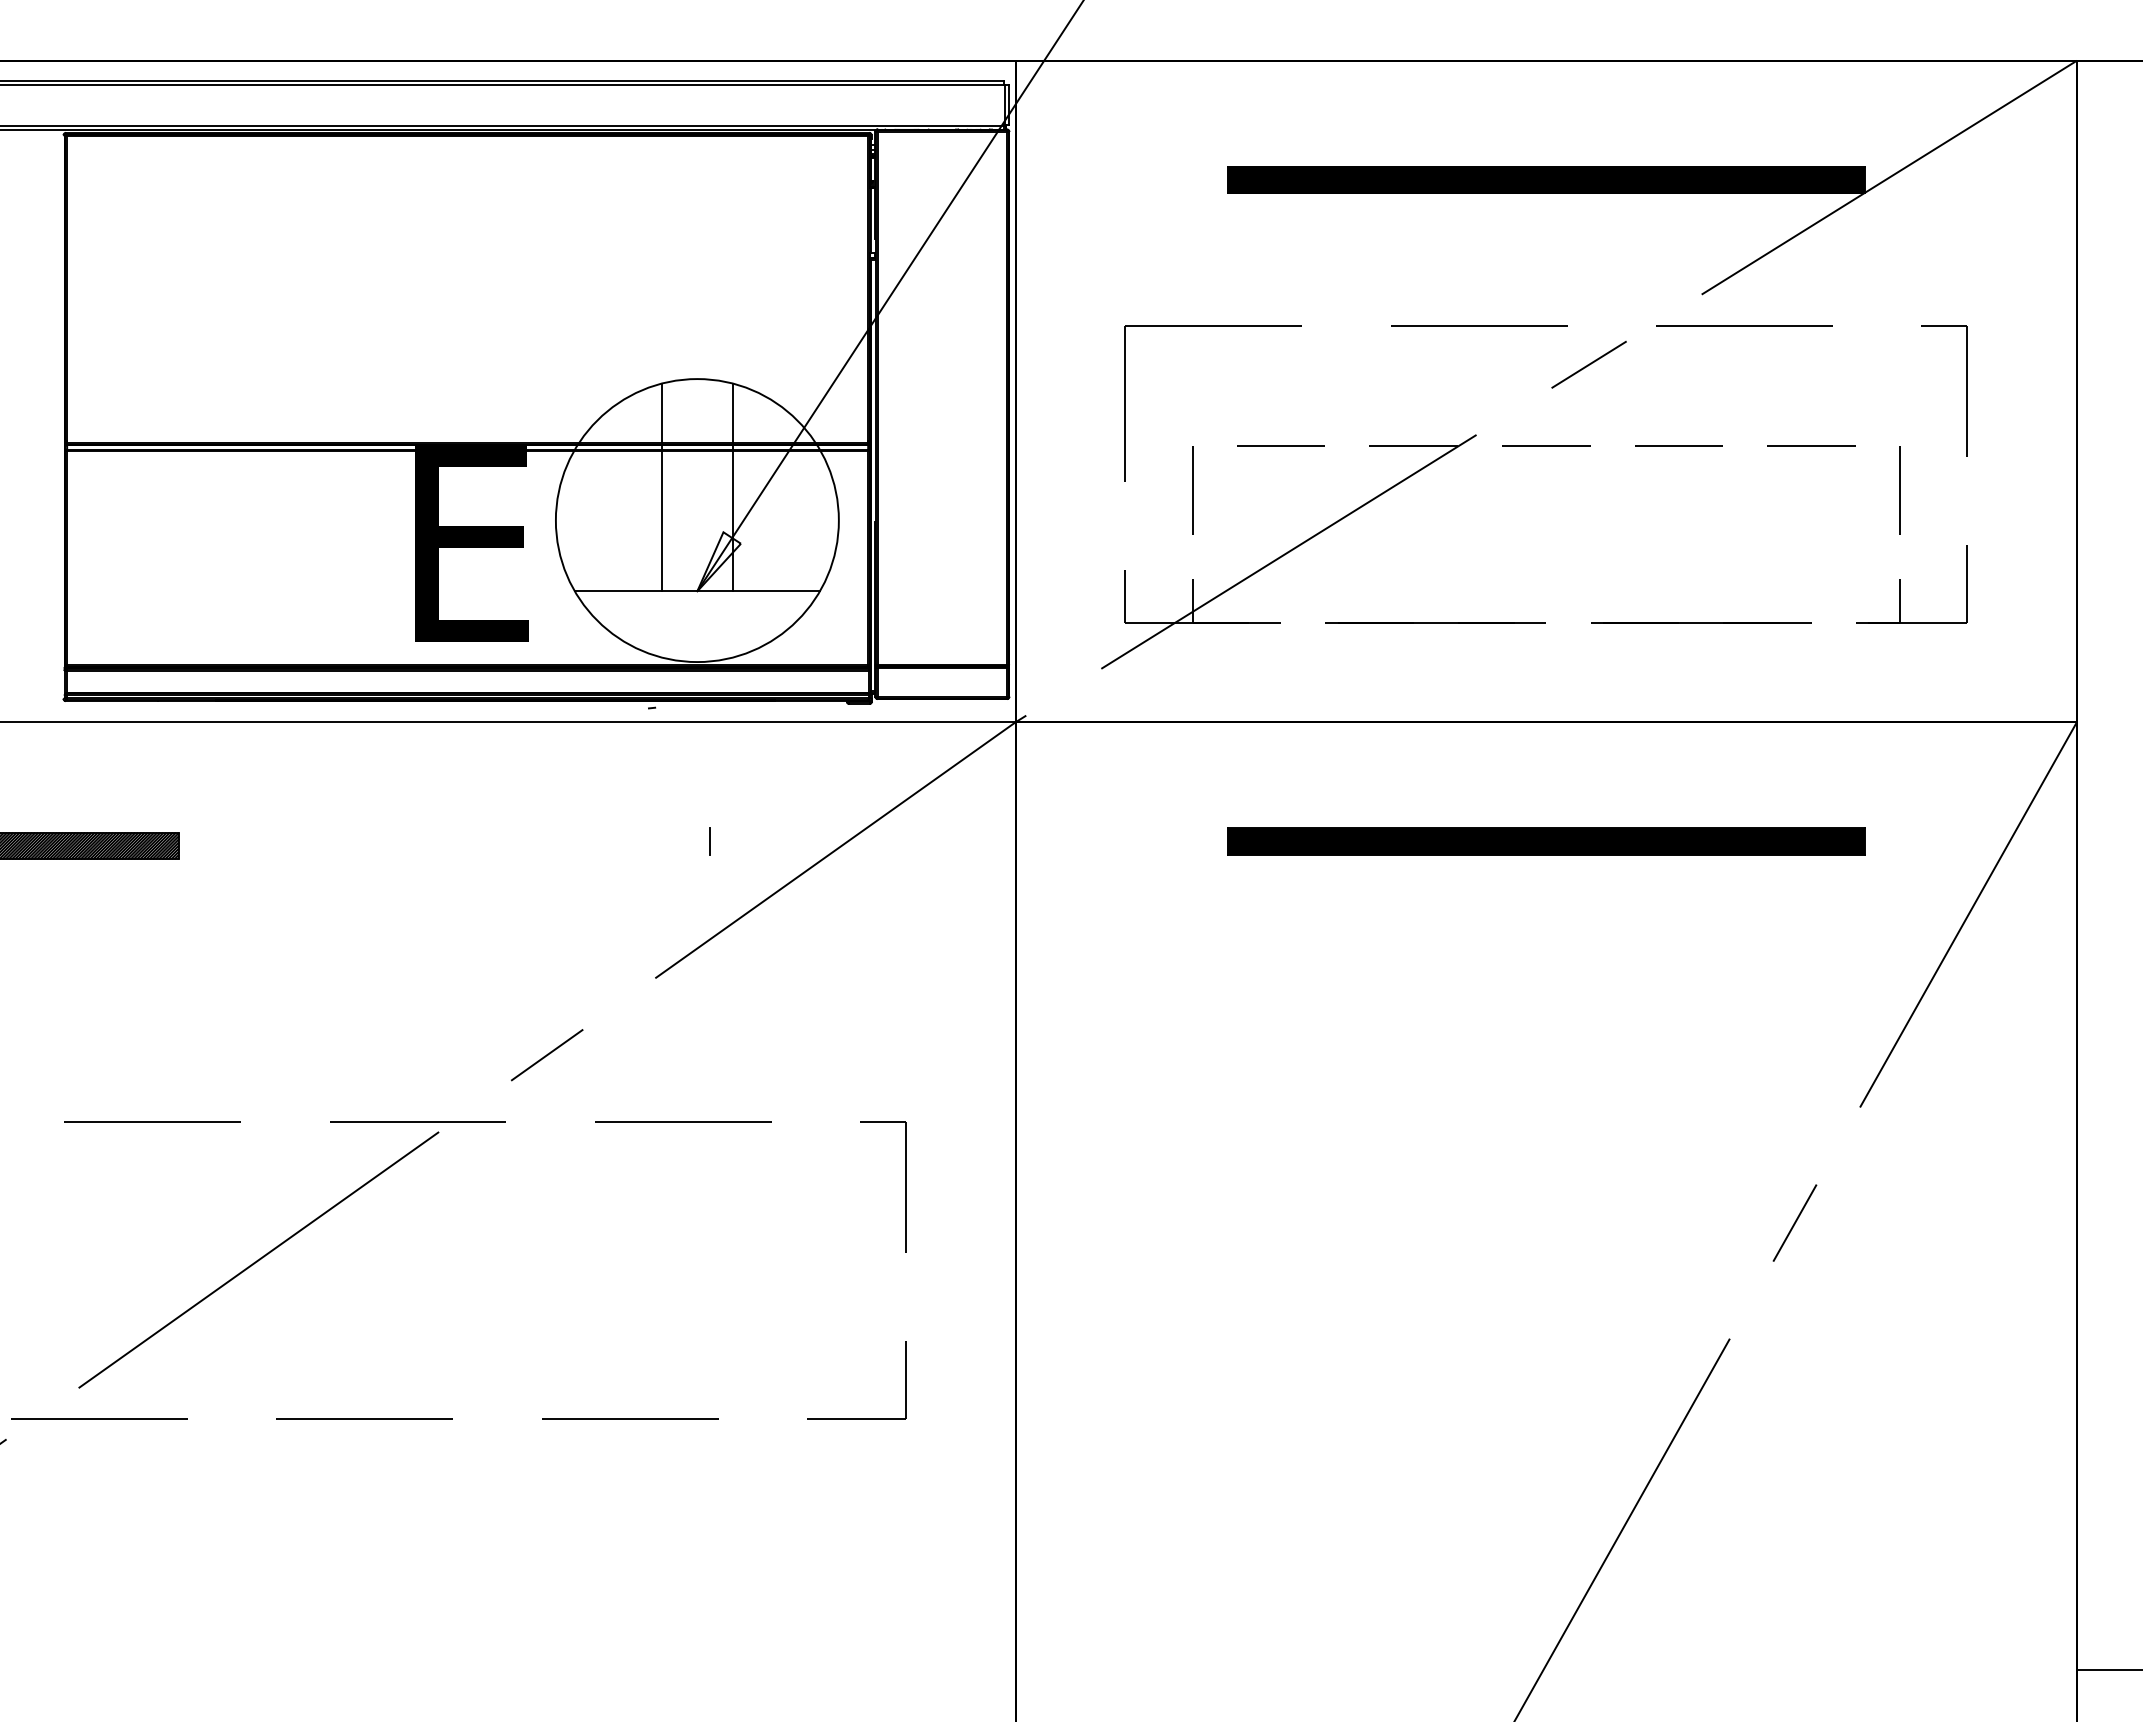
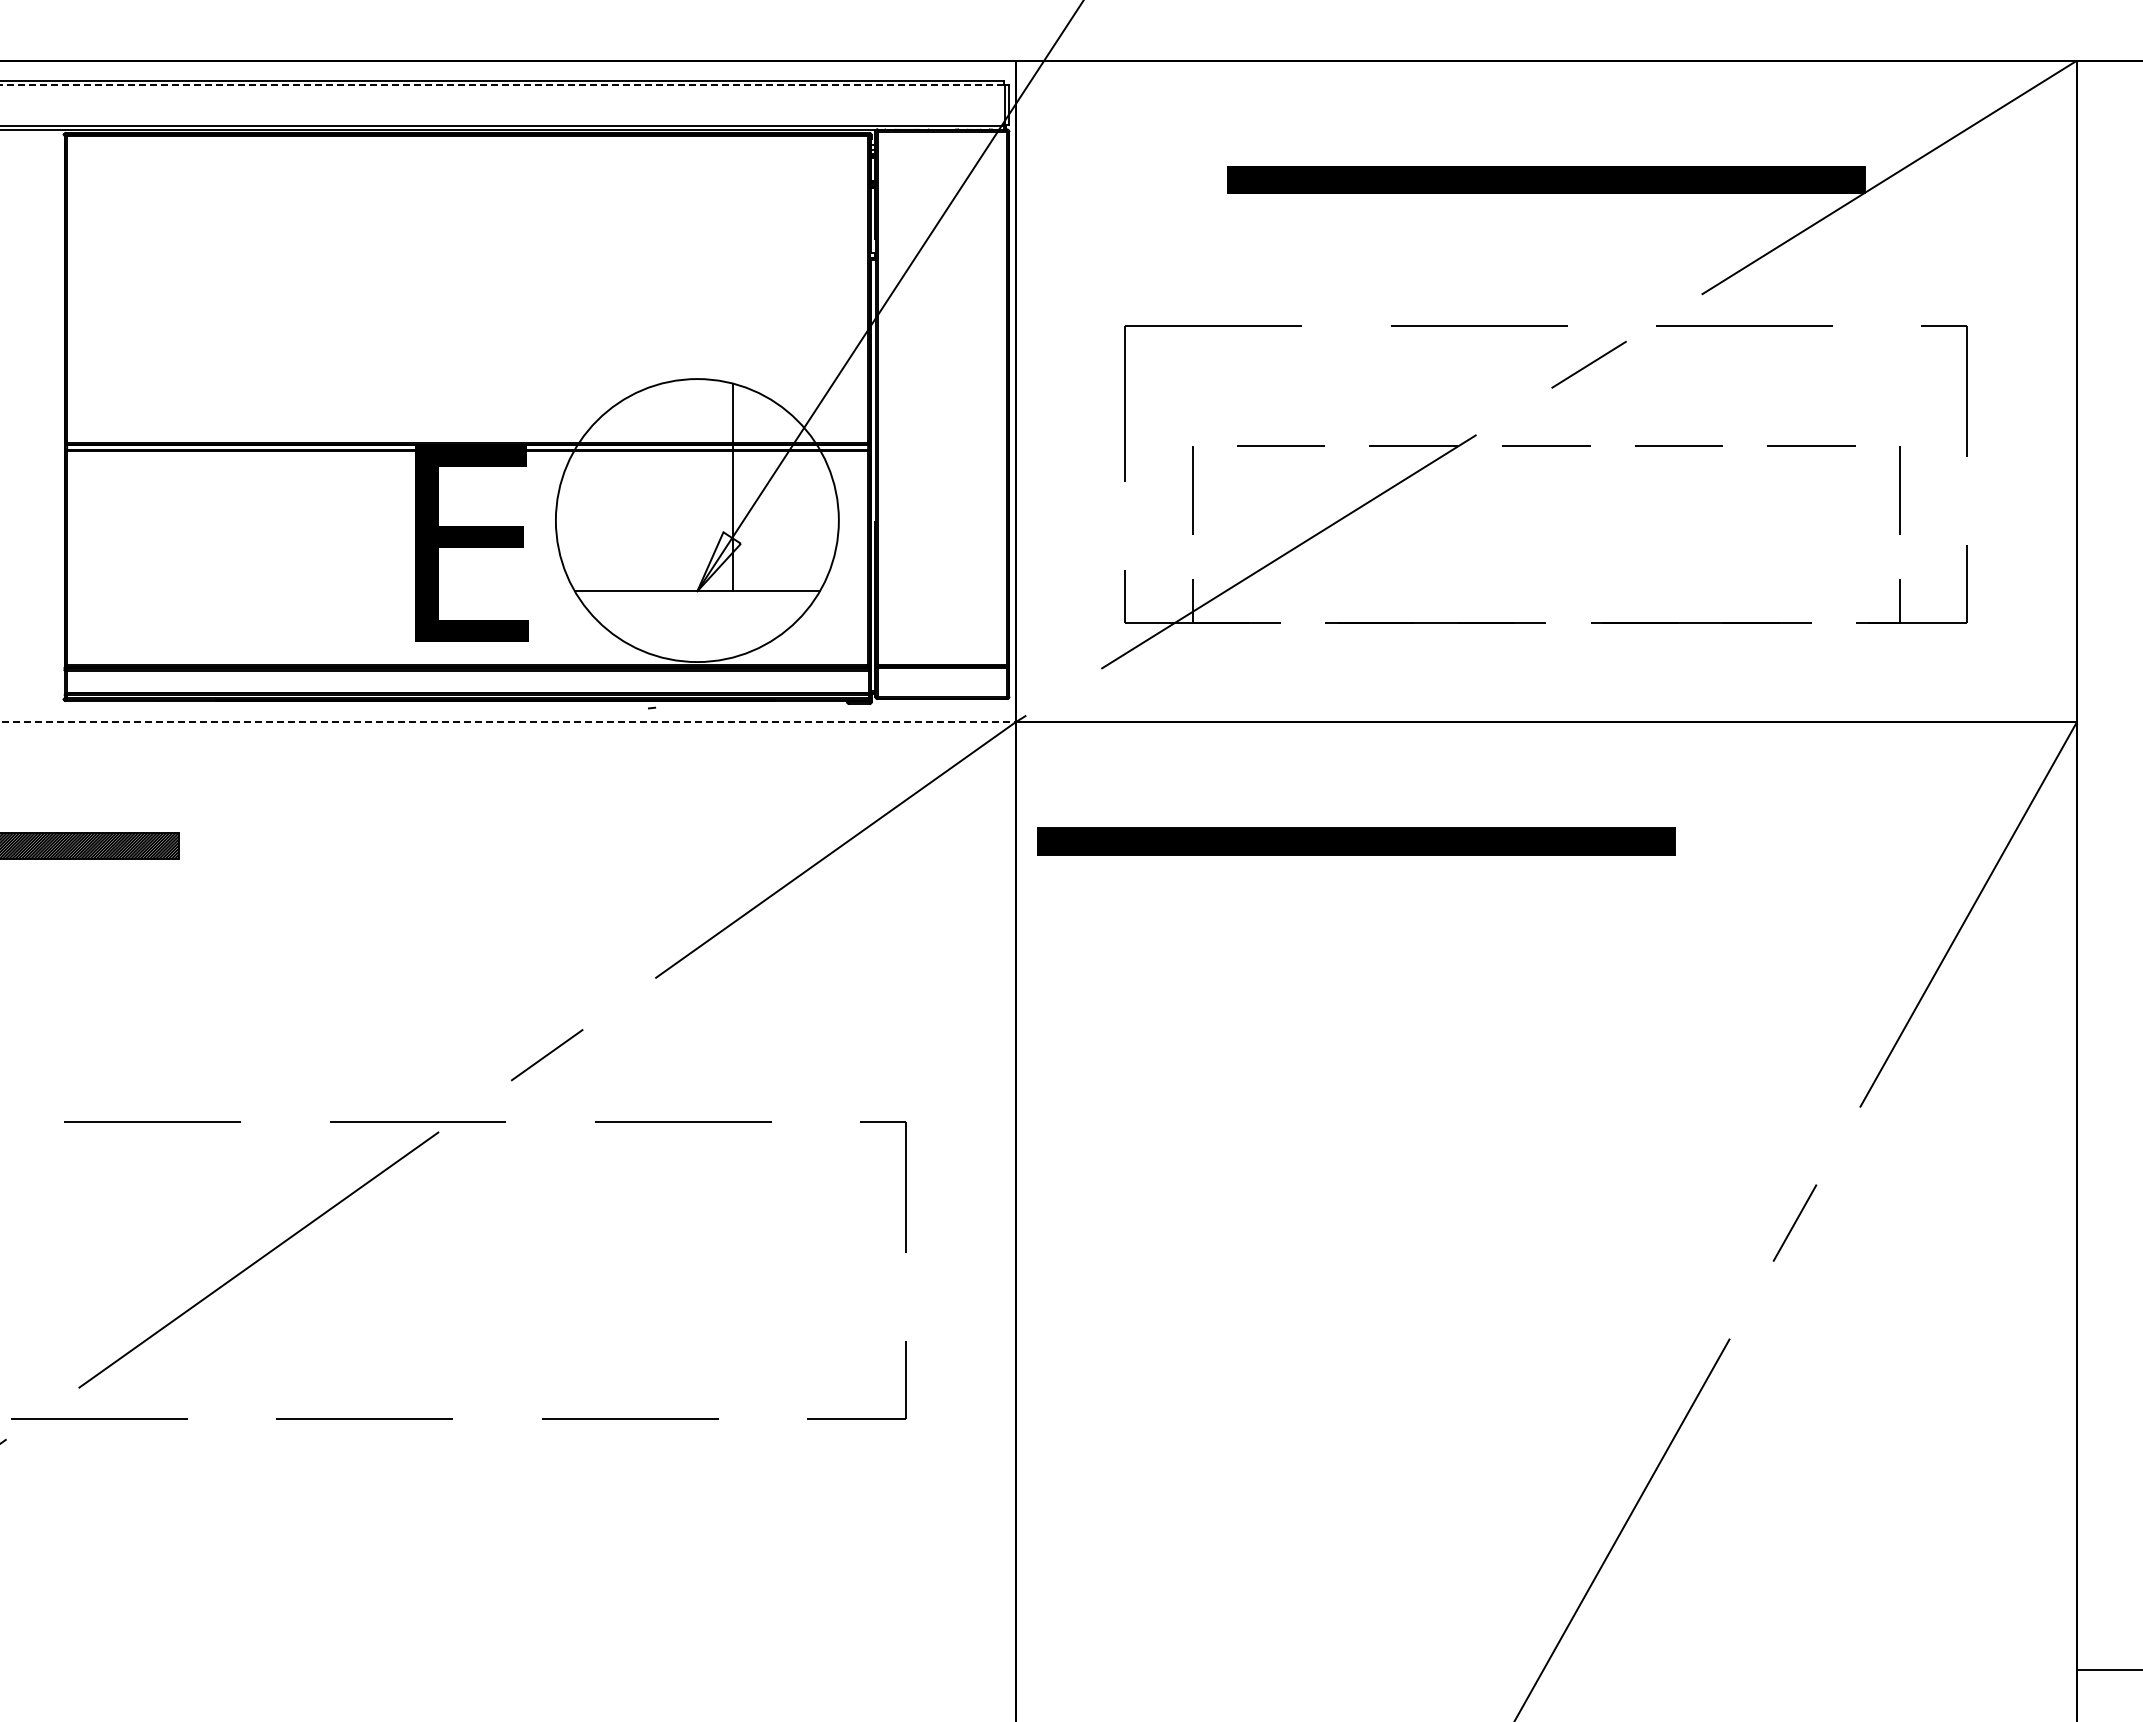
line: solid -> dashed (502, 85)
line: present -> none (662, 487)
line: solid -> dashed (508, 722)
line: present -> none (709, 841)
part position: (1546, 841) -> (1356, 841) (1356, 841)
